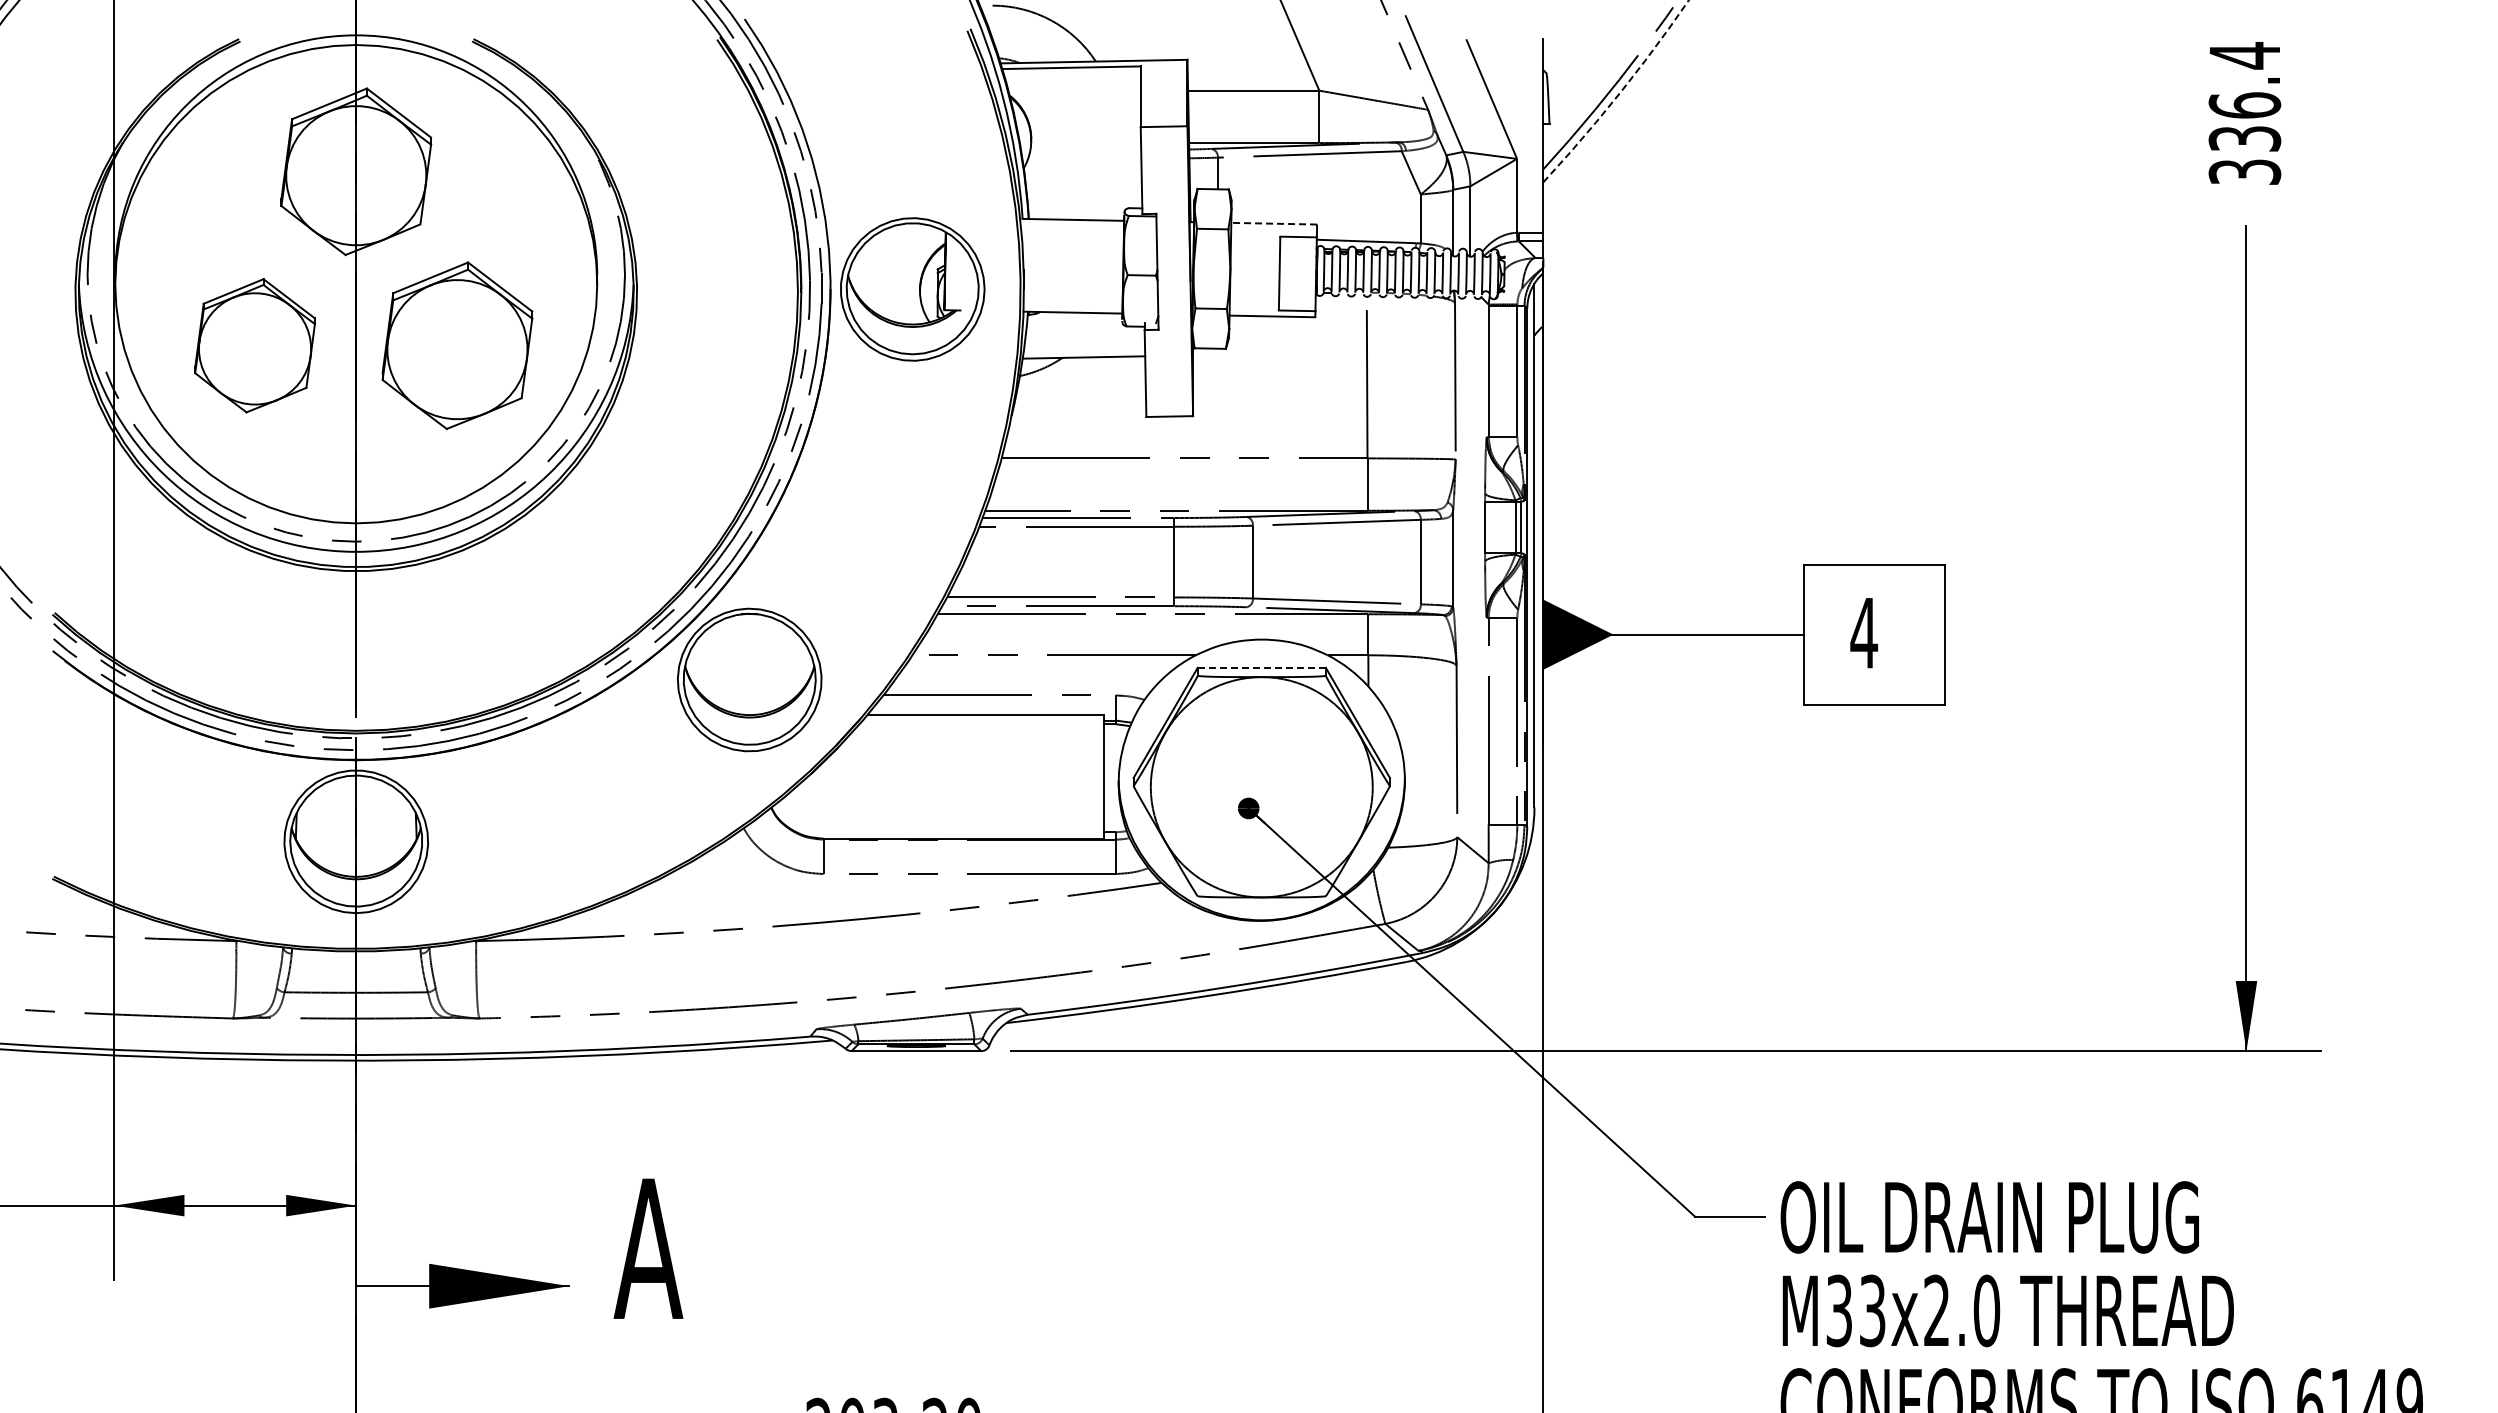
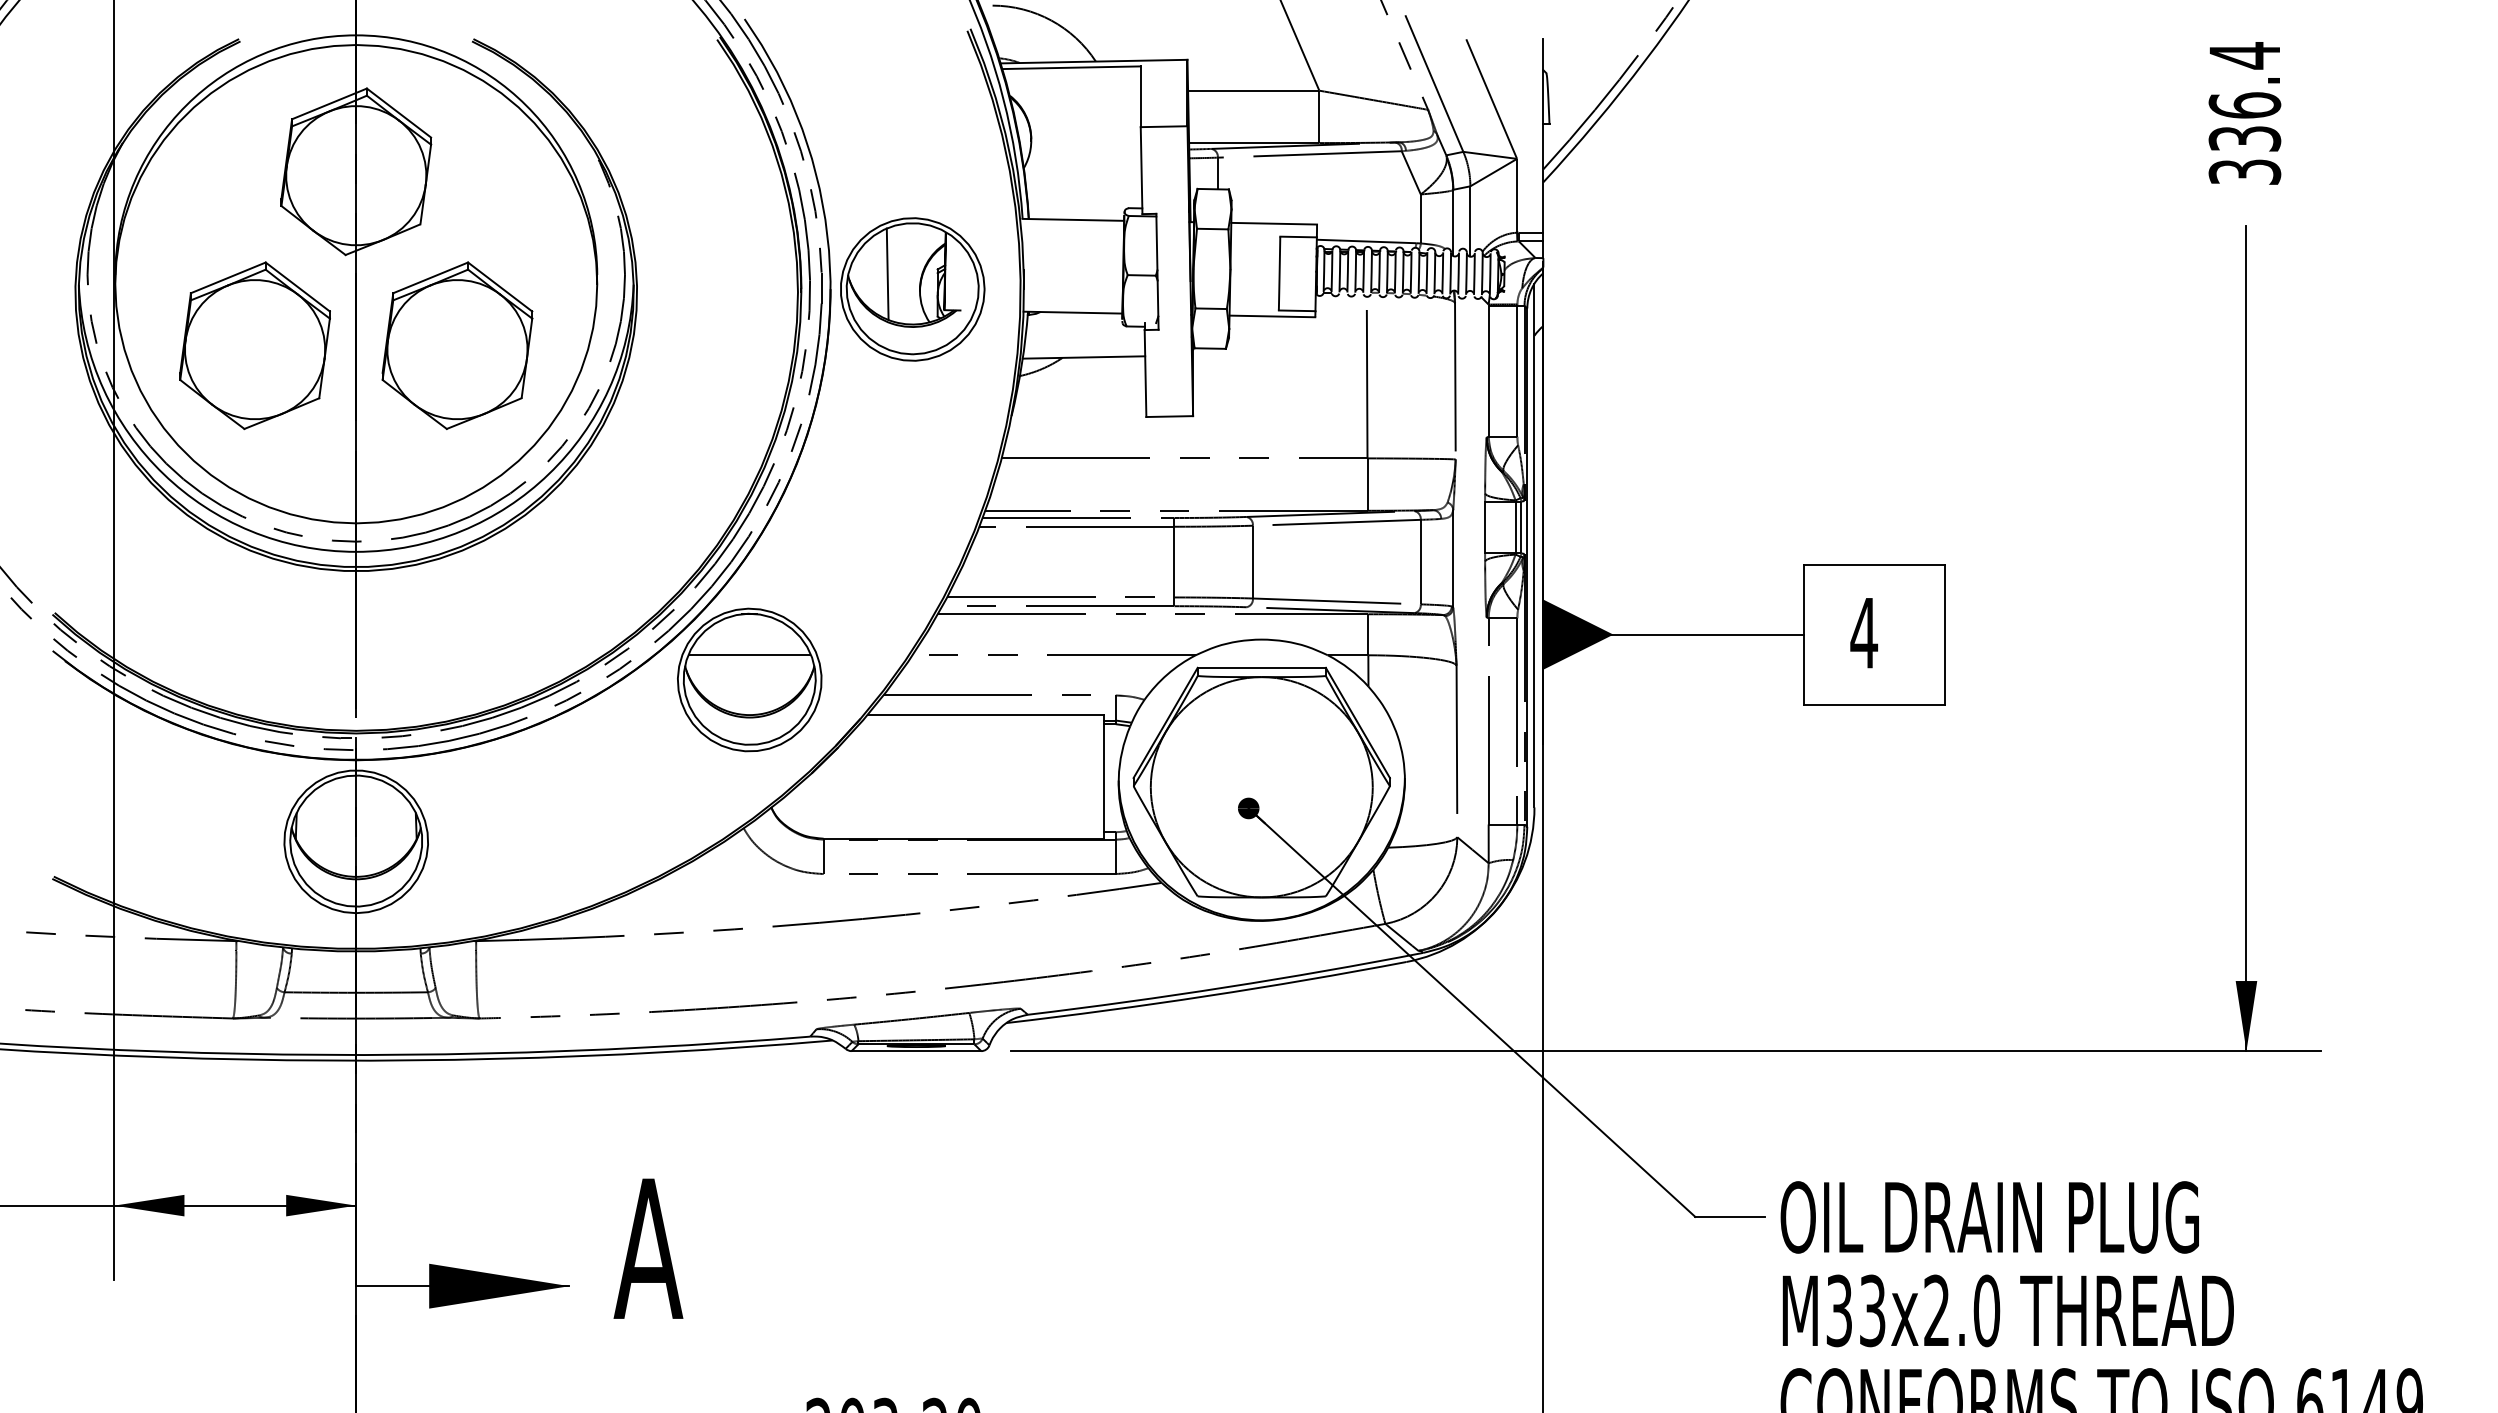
arc: dashed -> solid (1620, 92)
line: dashed -> solid (1274, 223)
line: none -> present (887, 274)
part size: 122x136 px -> 152x170 px (254, 345)
line: none -> present (749, 655)
line: dashed -> solid (1261, 667)
